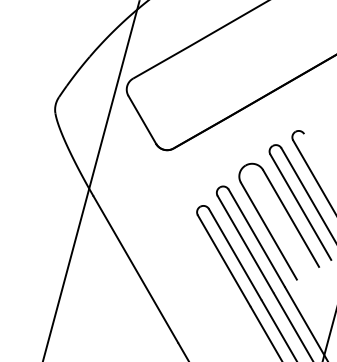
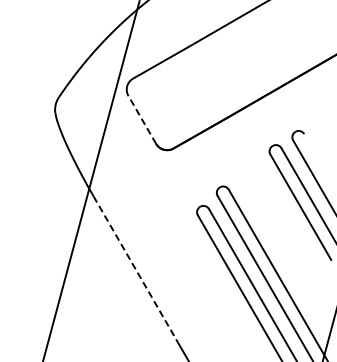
line: solid -> dashed (142, 119)
part: present -> none (288, 216)
line: solid -> dashed (136, 269)
